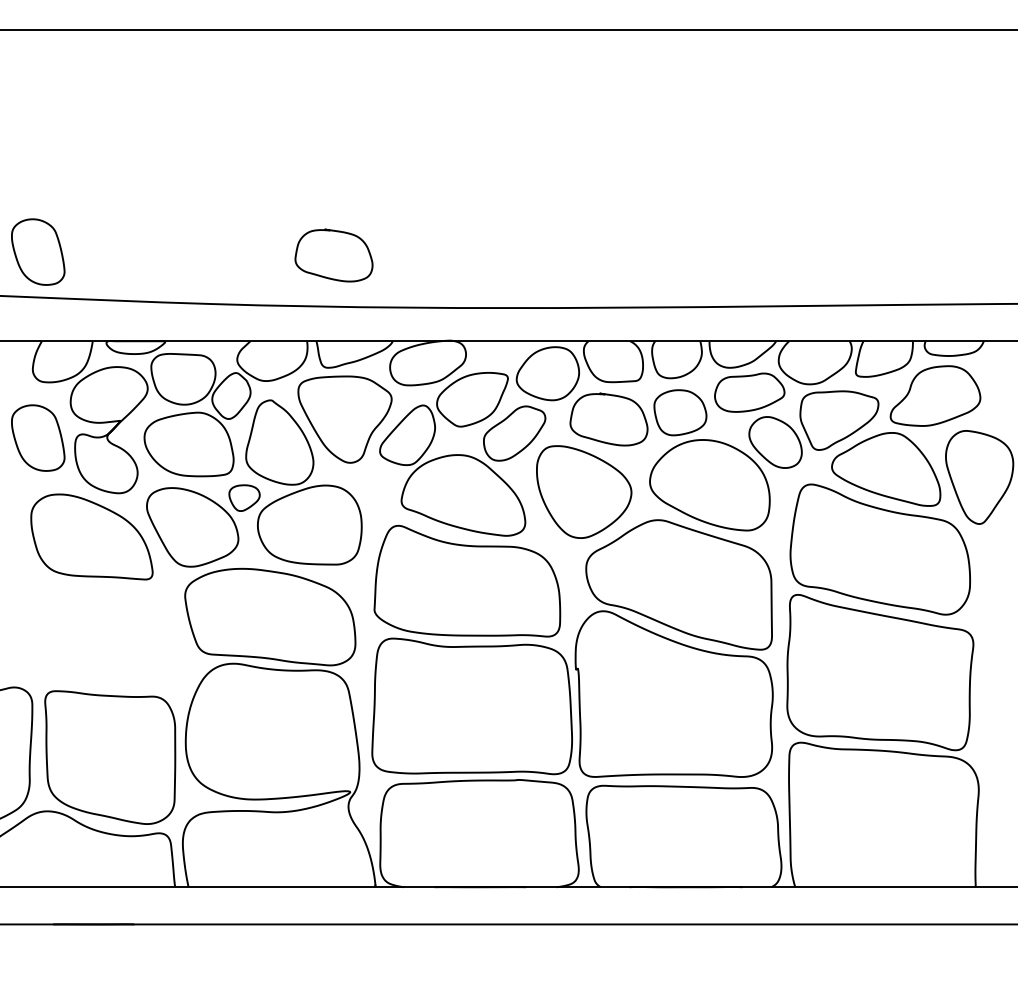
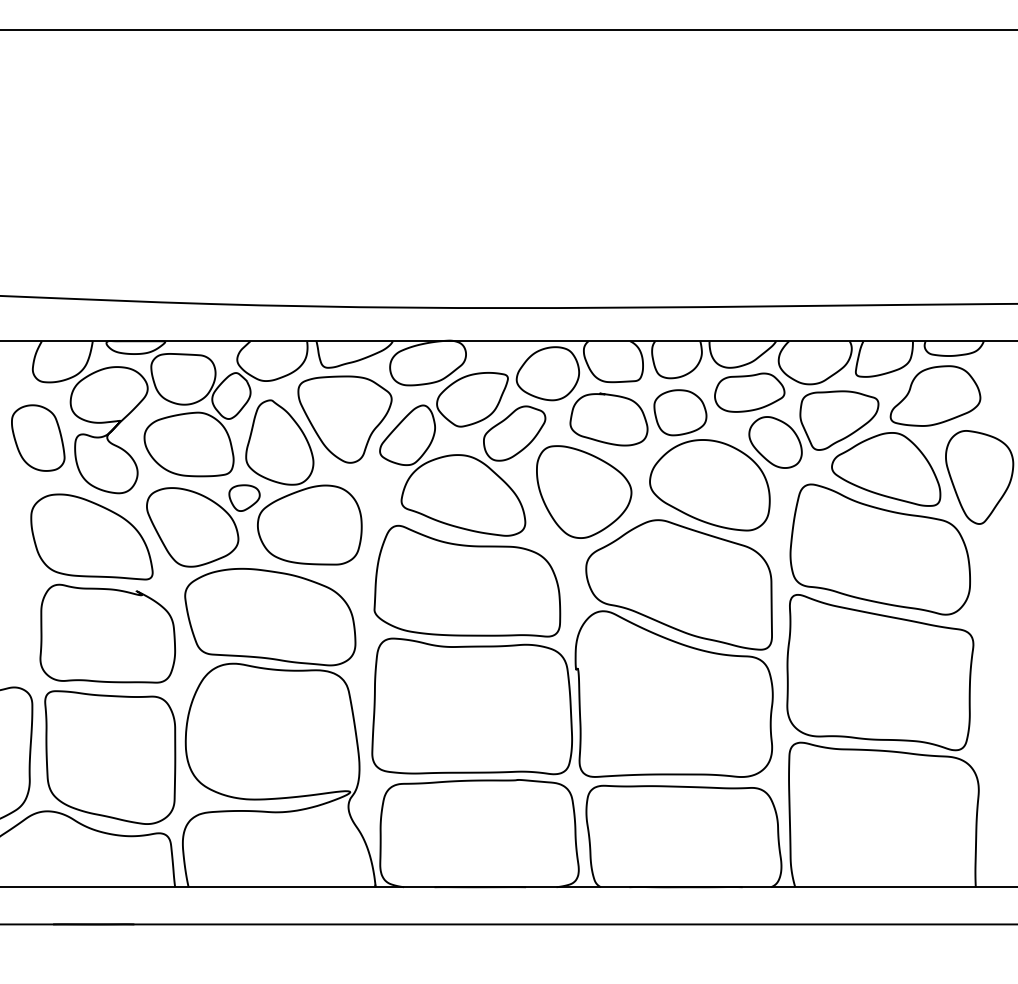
part: present -> none (38, 251)
part: present -> none (333, 255)
part: none -> present (107, 633)
